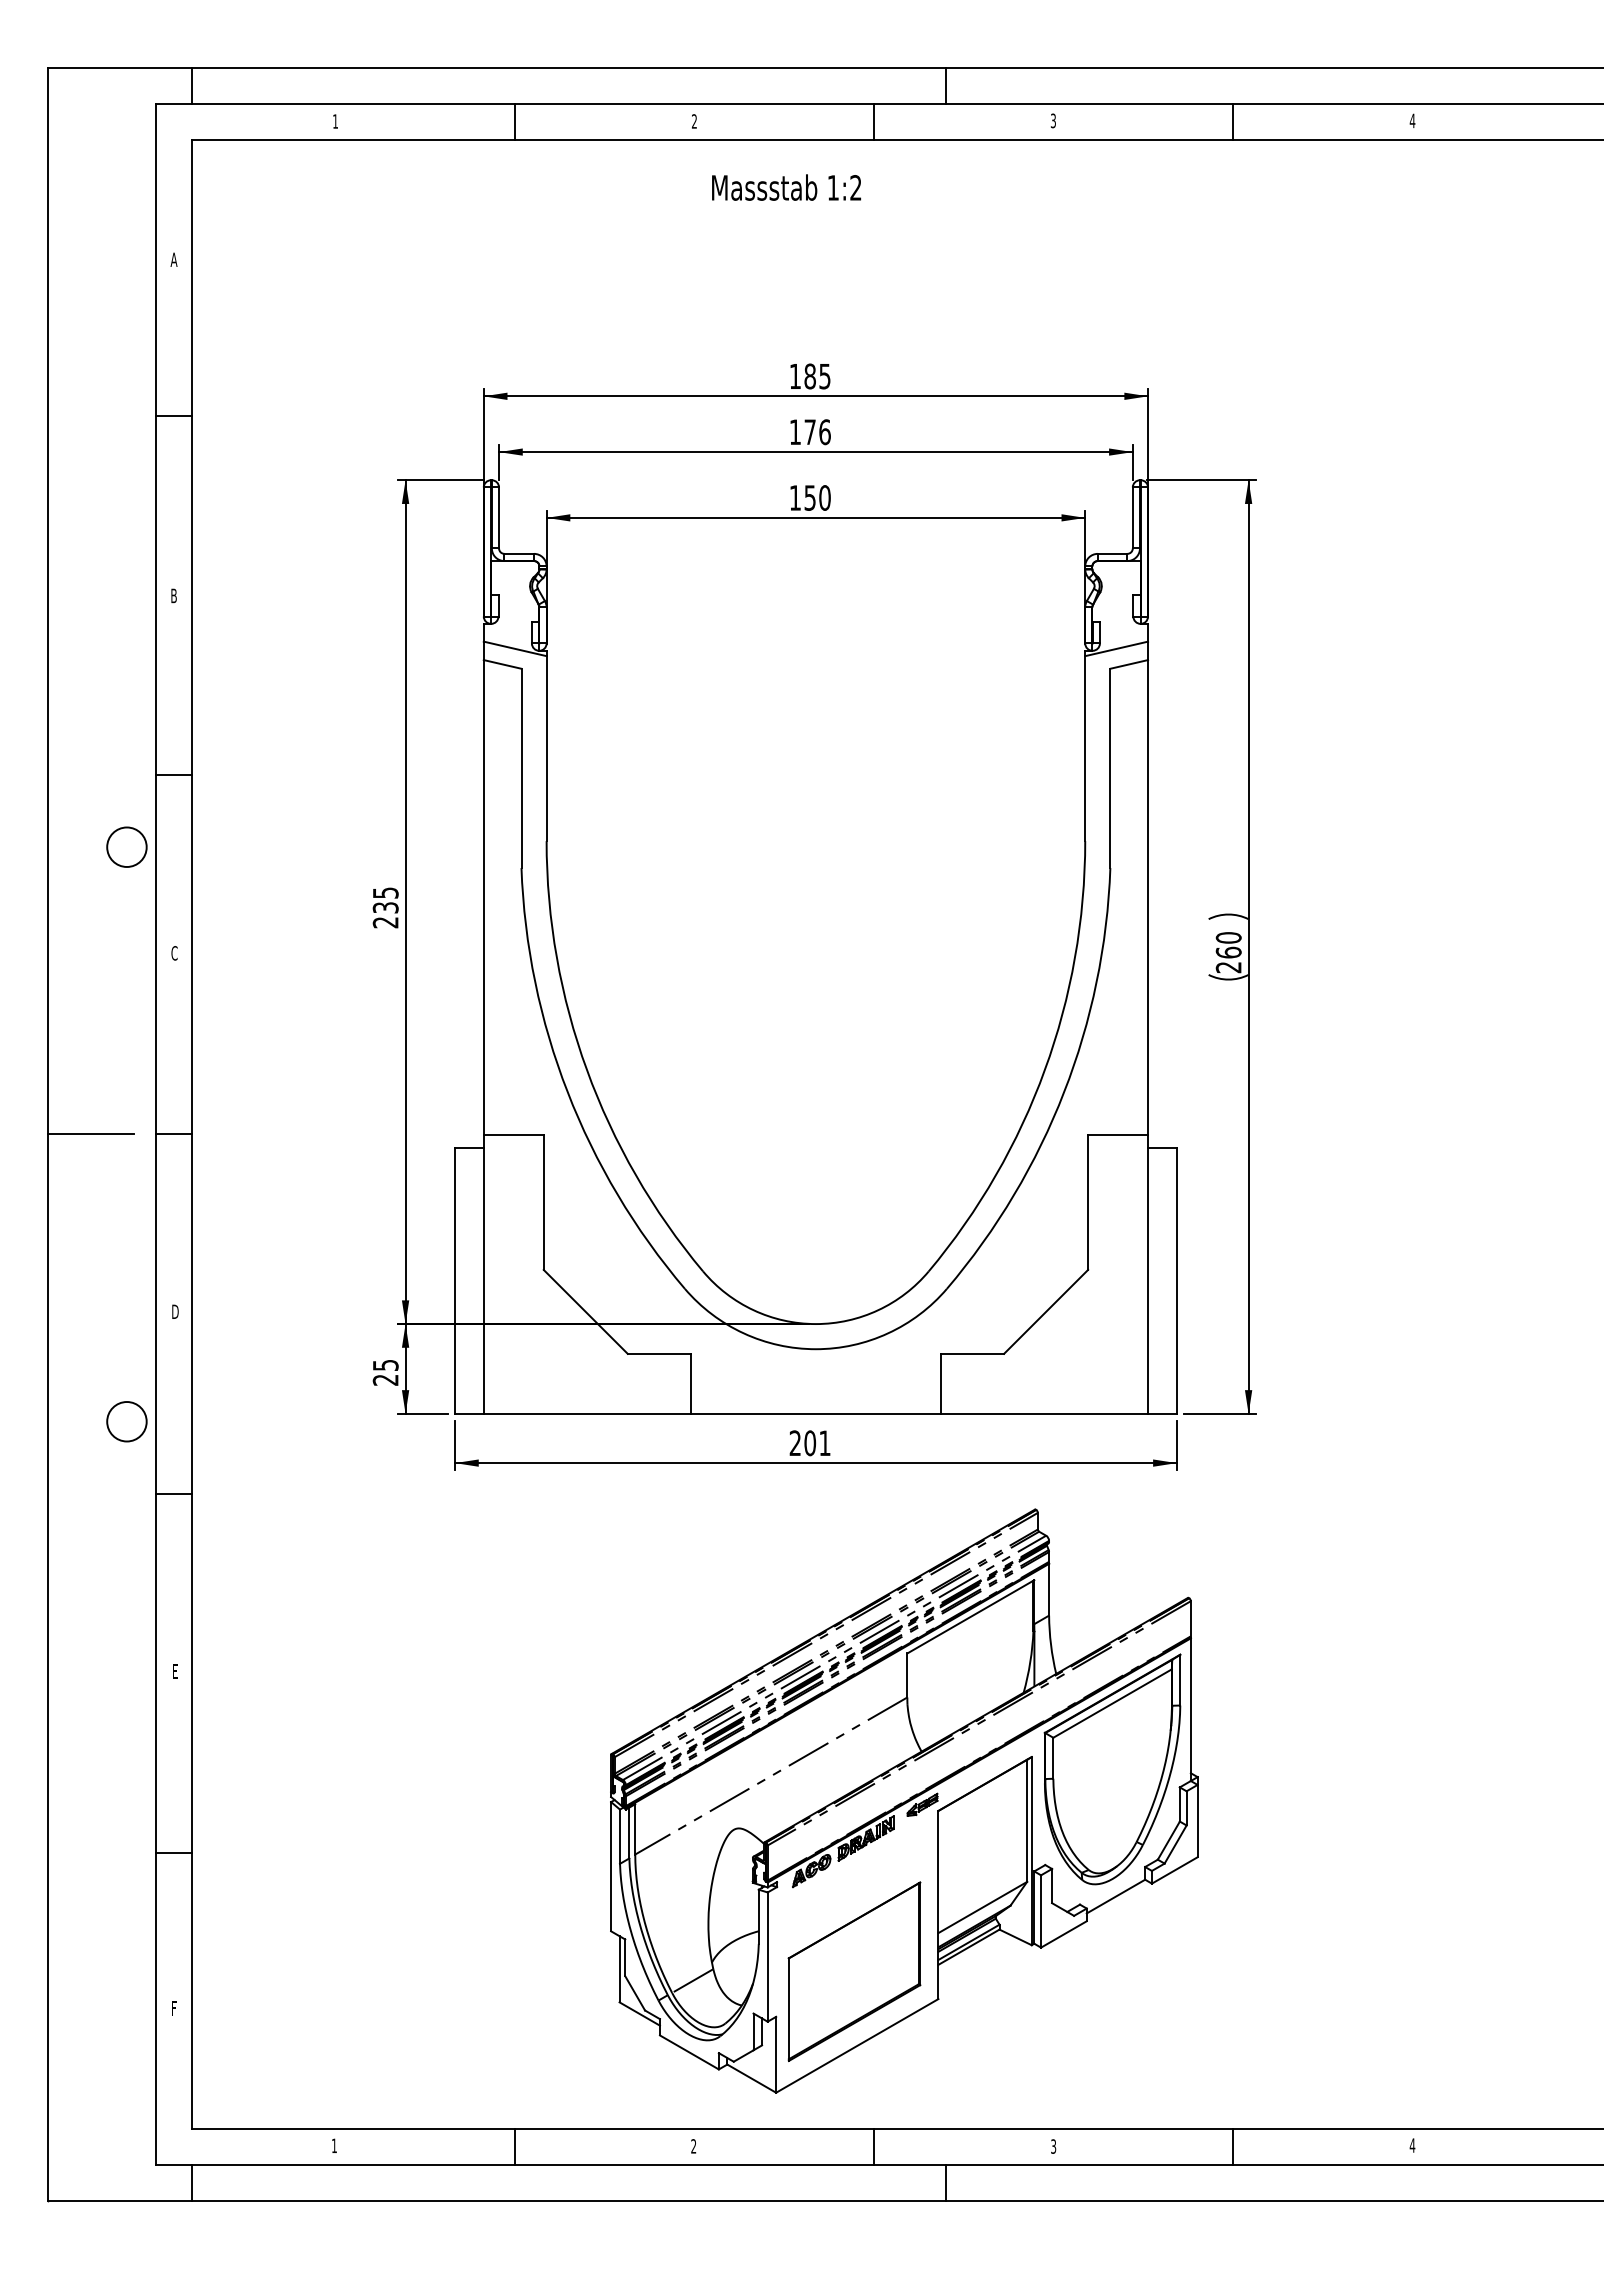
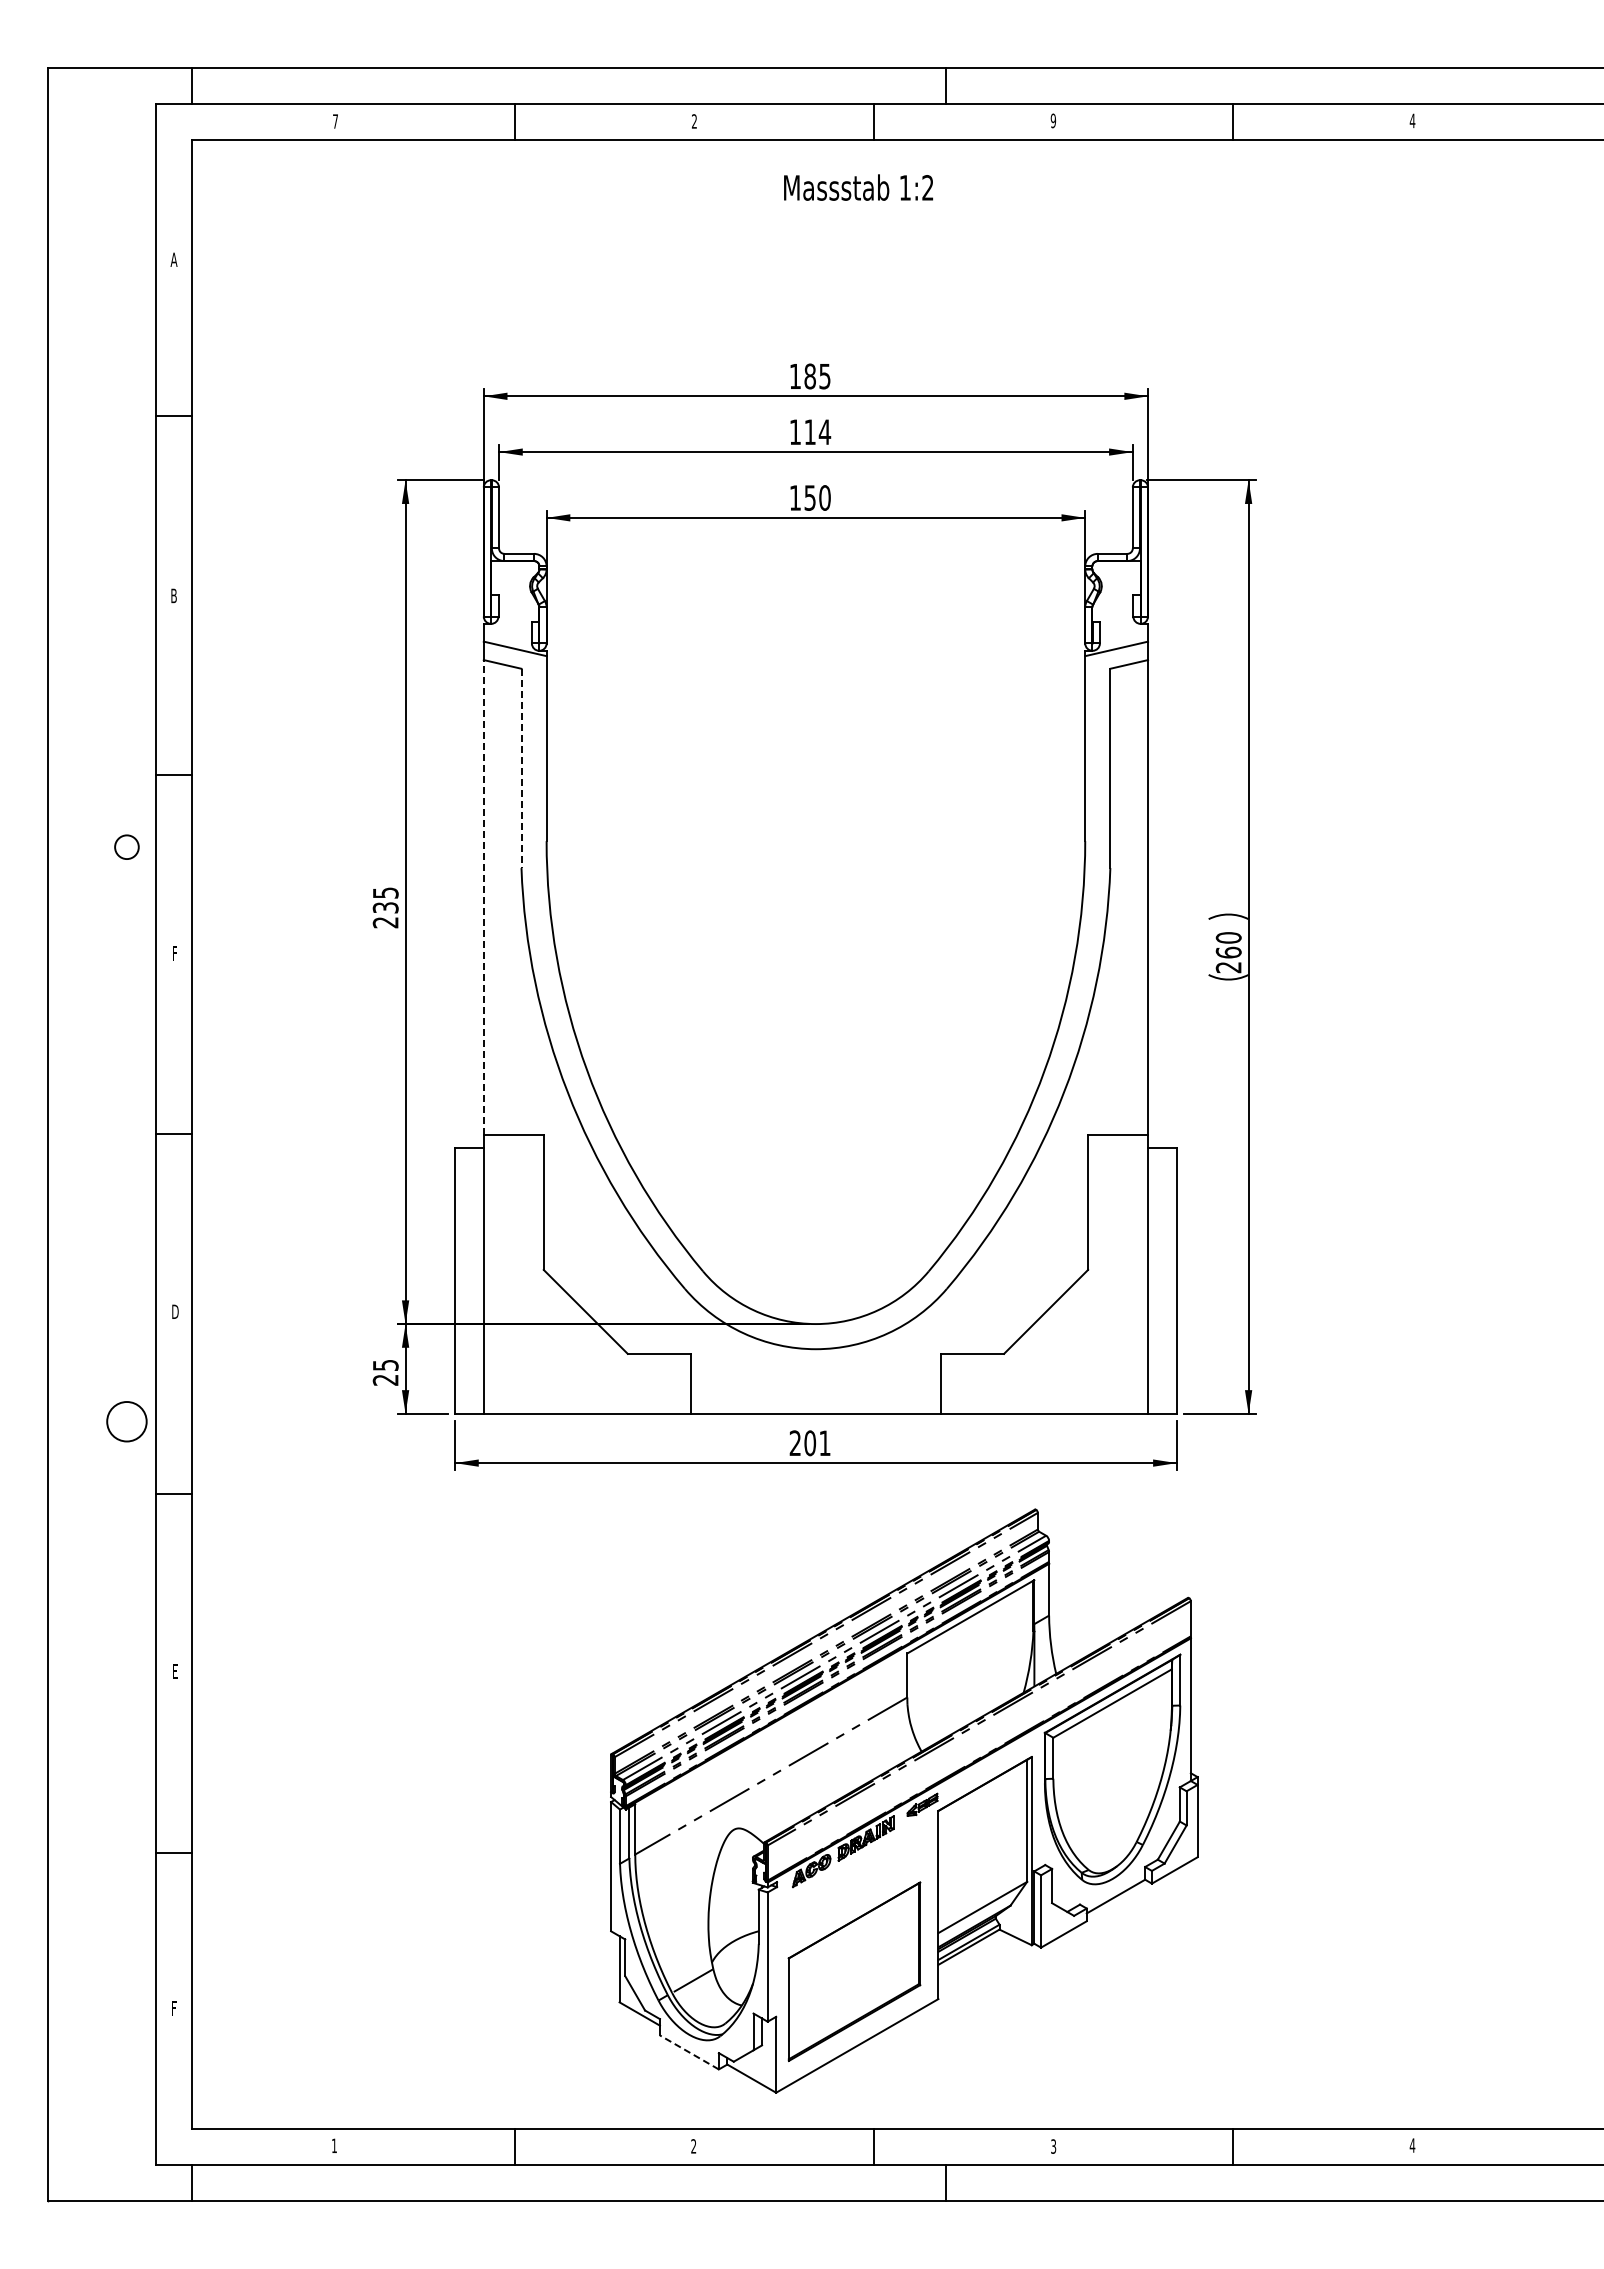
text: 3 -> 9 (1053, 120)
text: 1 -> 7 (335, 121)
text position: (786, 187) -> (858, 187) (858, 187)
text: 176 -> 114 (817, 432)
line: solid -> dashed (521, 768)
circle diameter: 39 px -> 24 px (126, 847)
line: solid -> dashed (483, 897)
text: C -> F (174, 953)
line: present -> none (90, 1134)
line: solid -> dashed (688, 2052)
